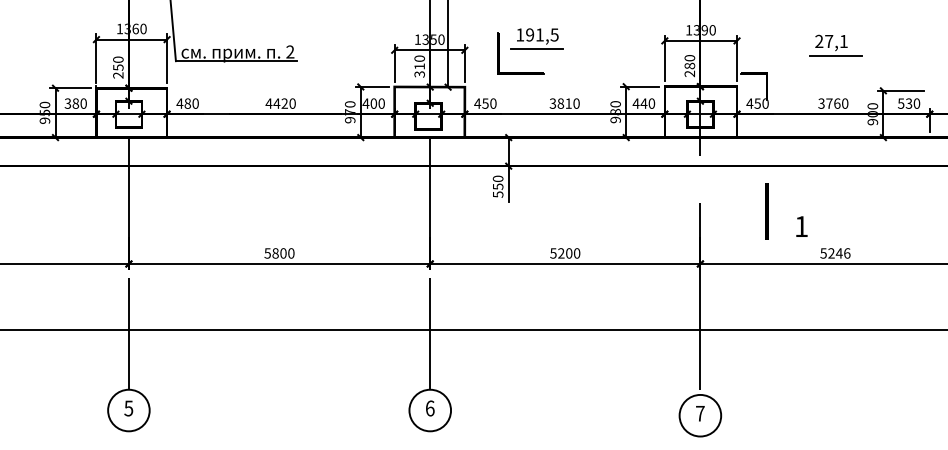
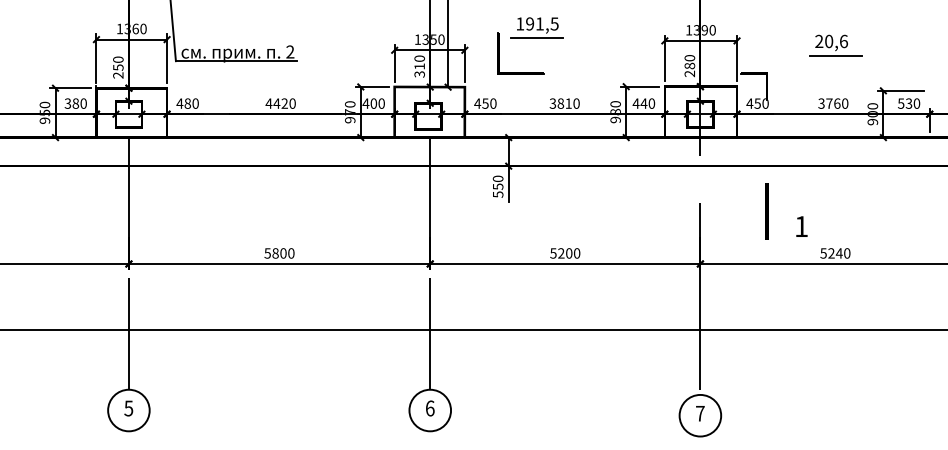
part position: (536, 38) -> (536, 27) (536, 27)
text: 27,1 -> 20,6 (836, 41)
text: 5246 -> 5240 (847, 253)
